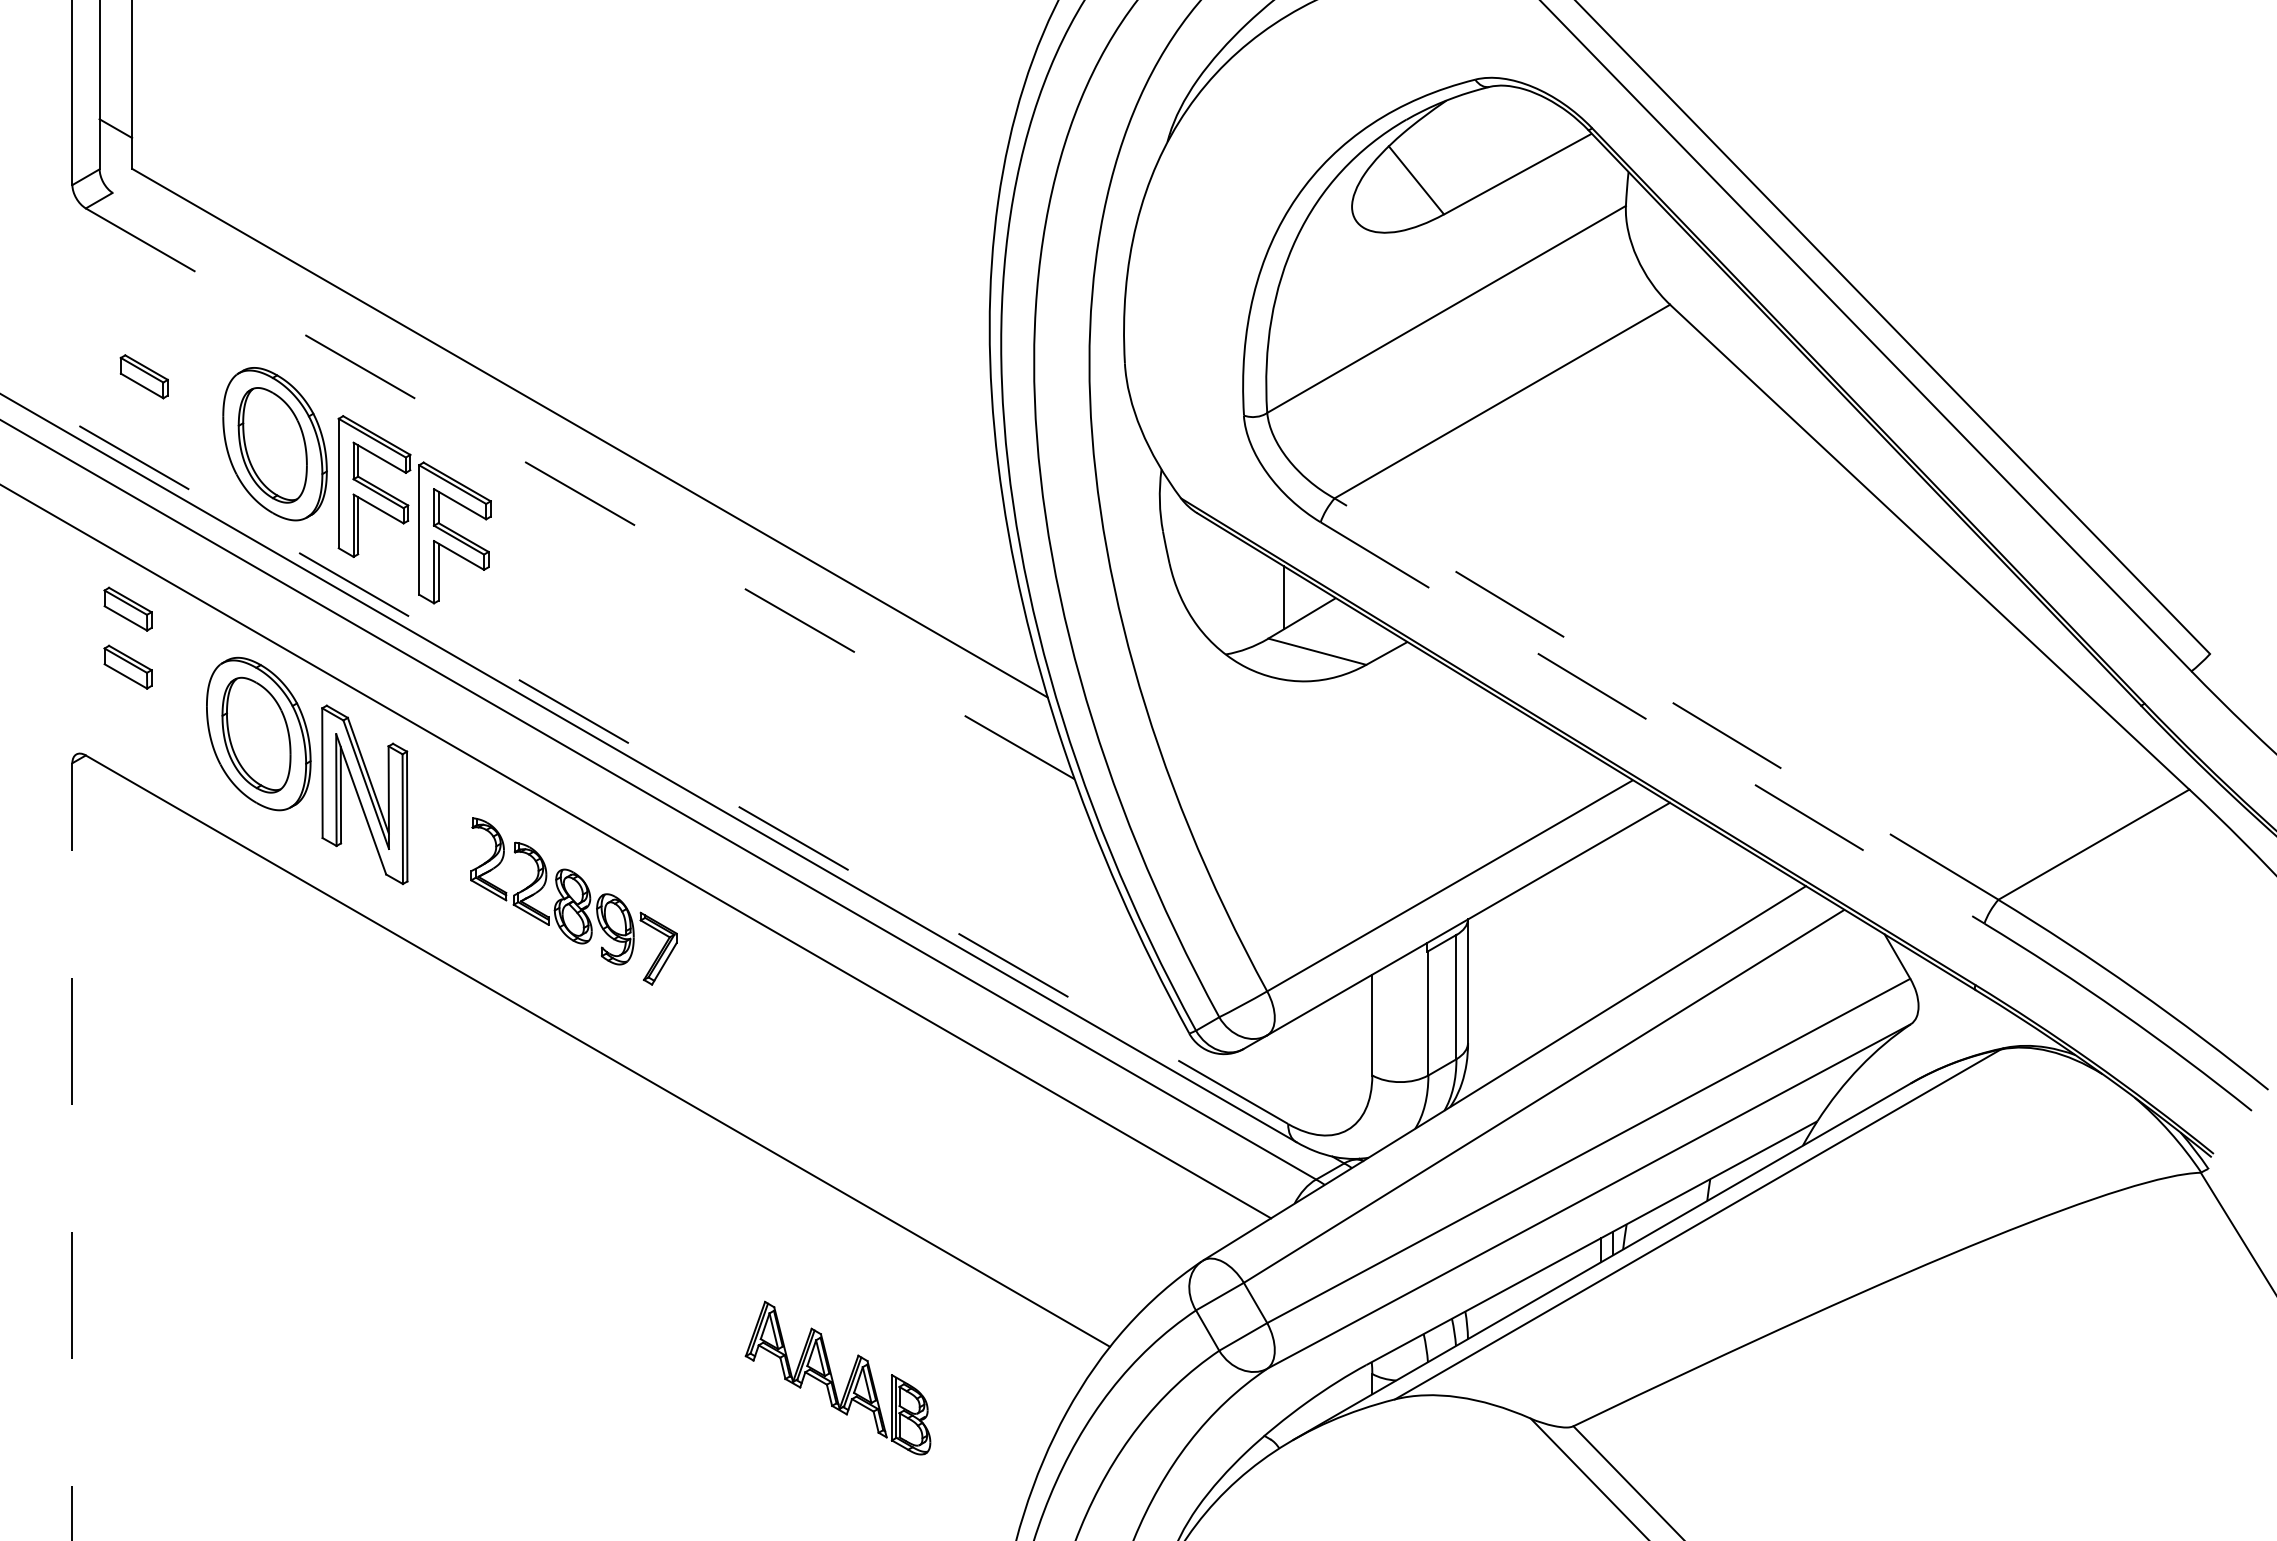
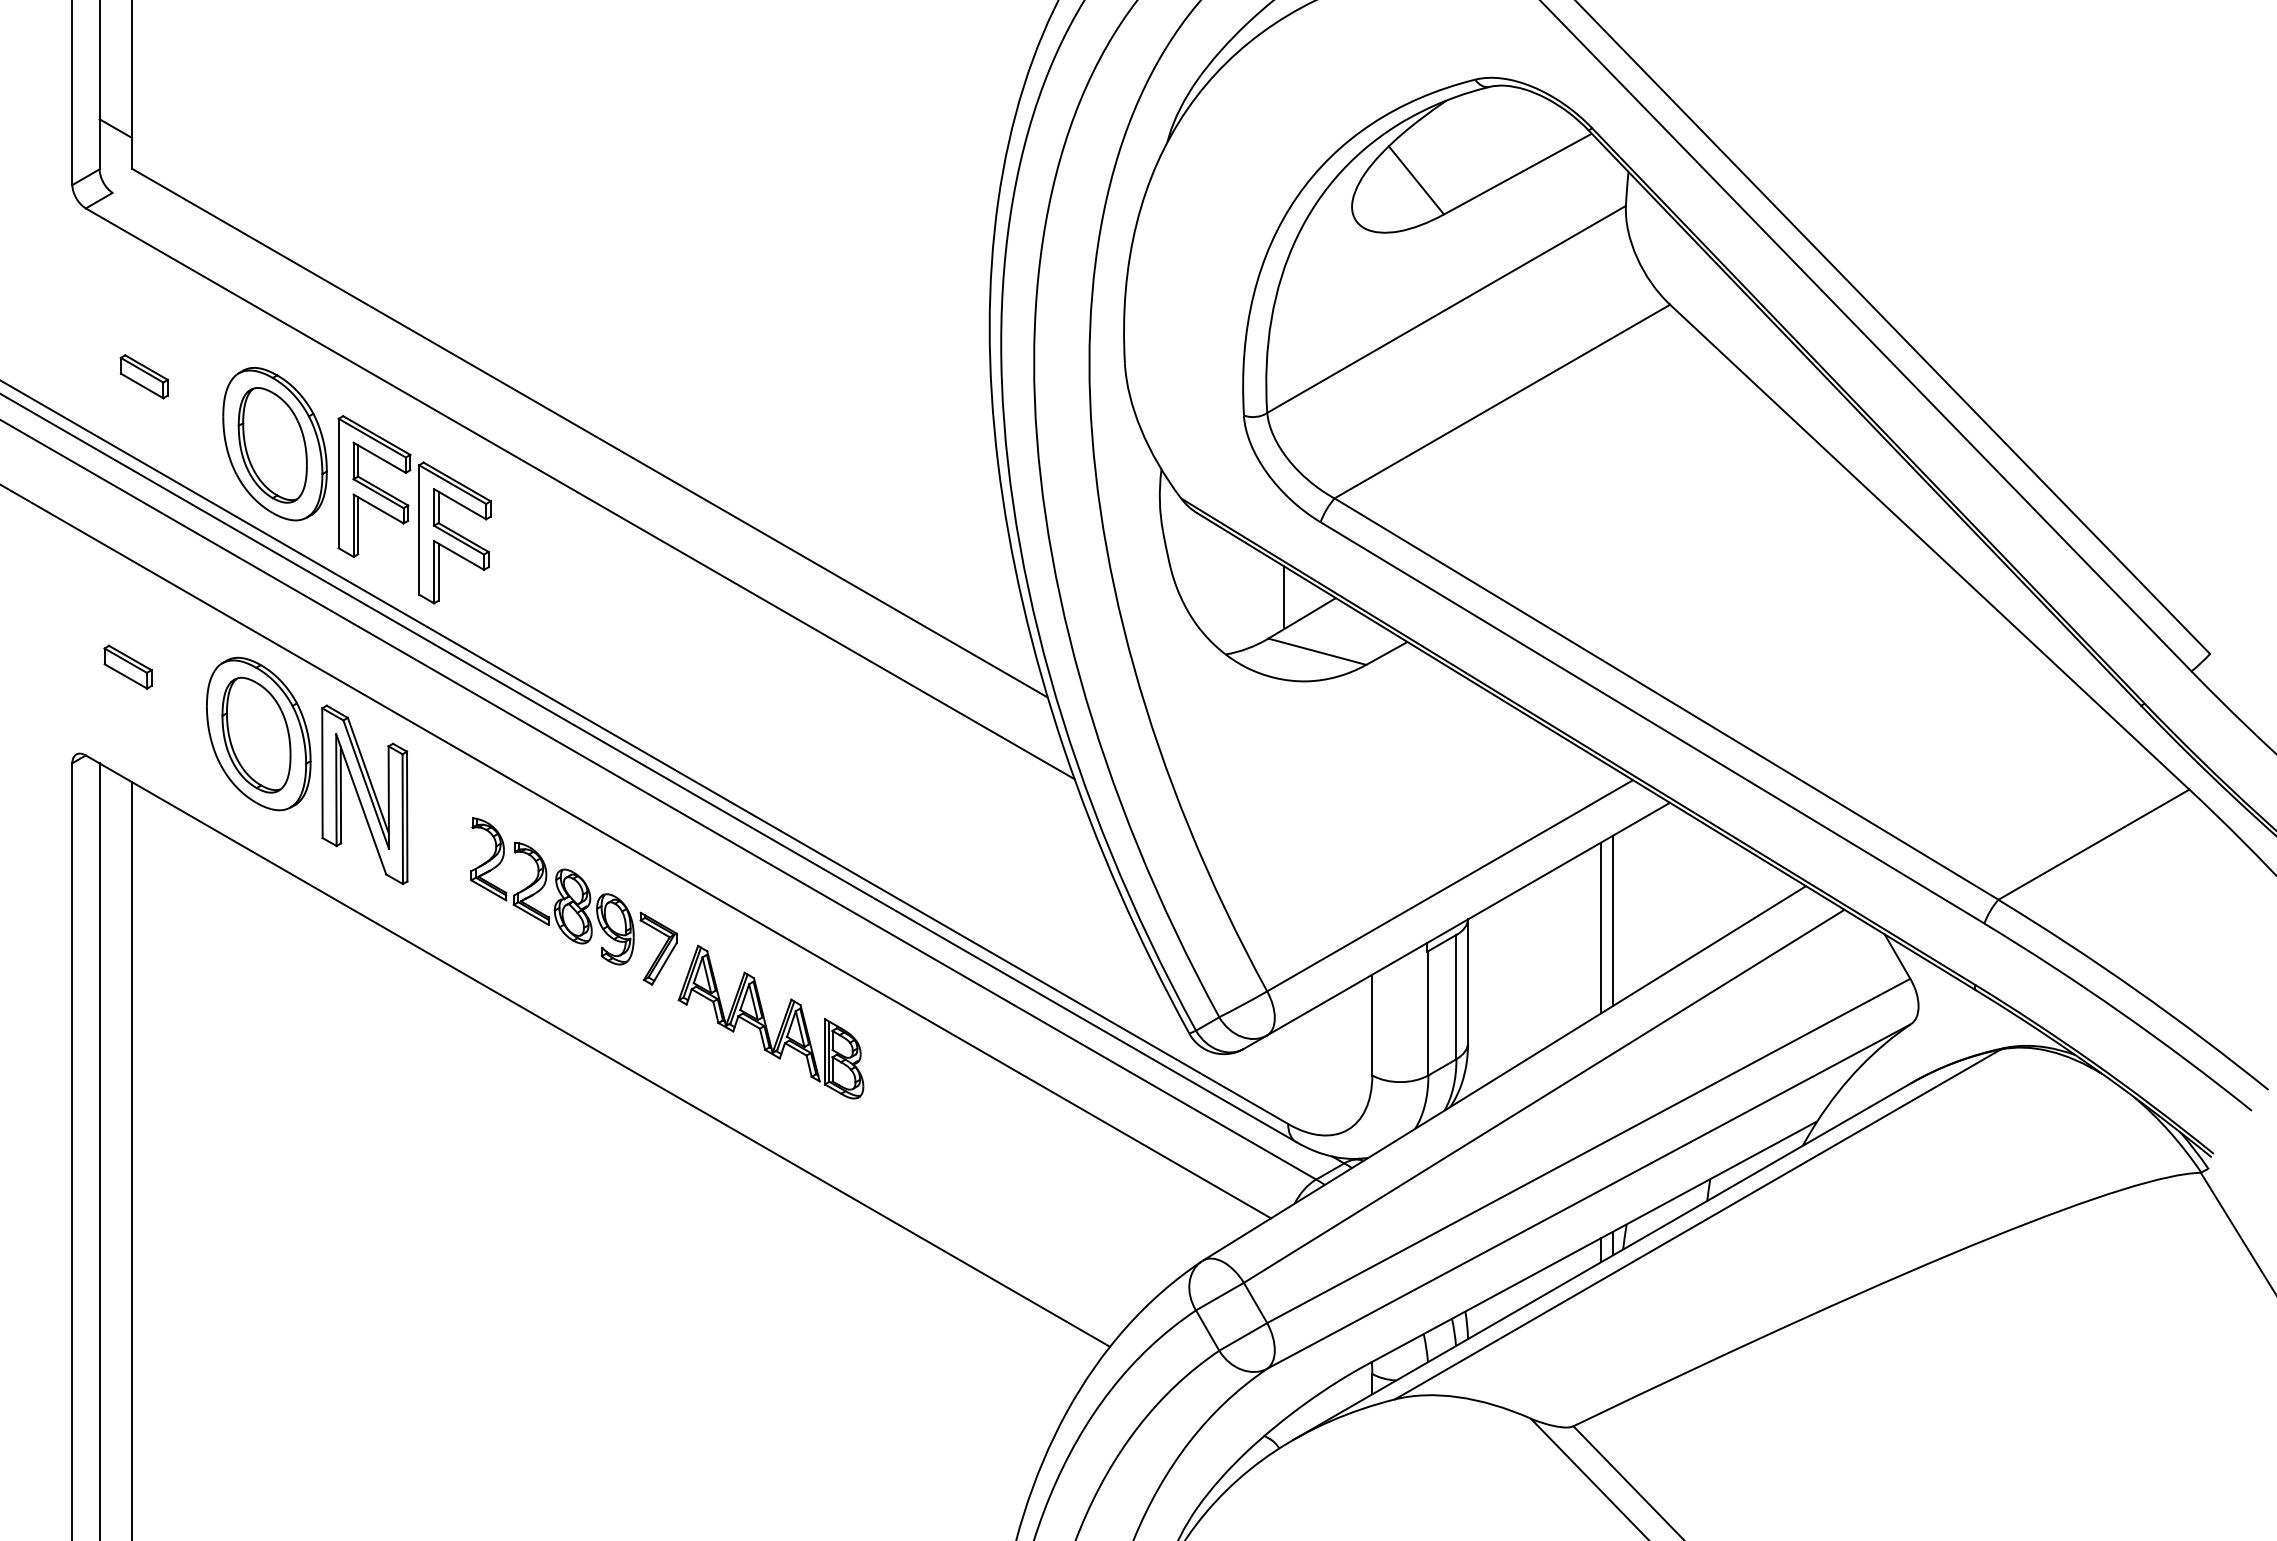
line: dashed -> solid (580, 493)
part: present -> none (127, 608)
line: dashed -> solid (1666, 699)
line: dashed -> solid (1652, 722)
line: dashed -> solid (643, 752)
line: none -> present (1612, 920)
line: none -> present (1601, 927)
line: none -> present (99, 1150)
line: dashed -> solid (72, 1152)
line: none -> present (132, 1159)
part position: (837, 1377) -> (770, 1021) (770, 1021)
